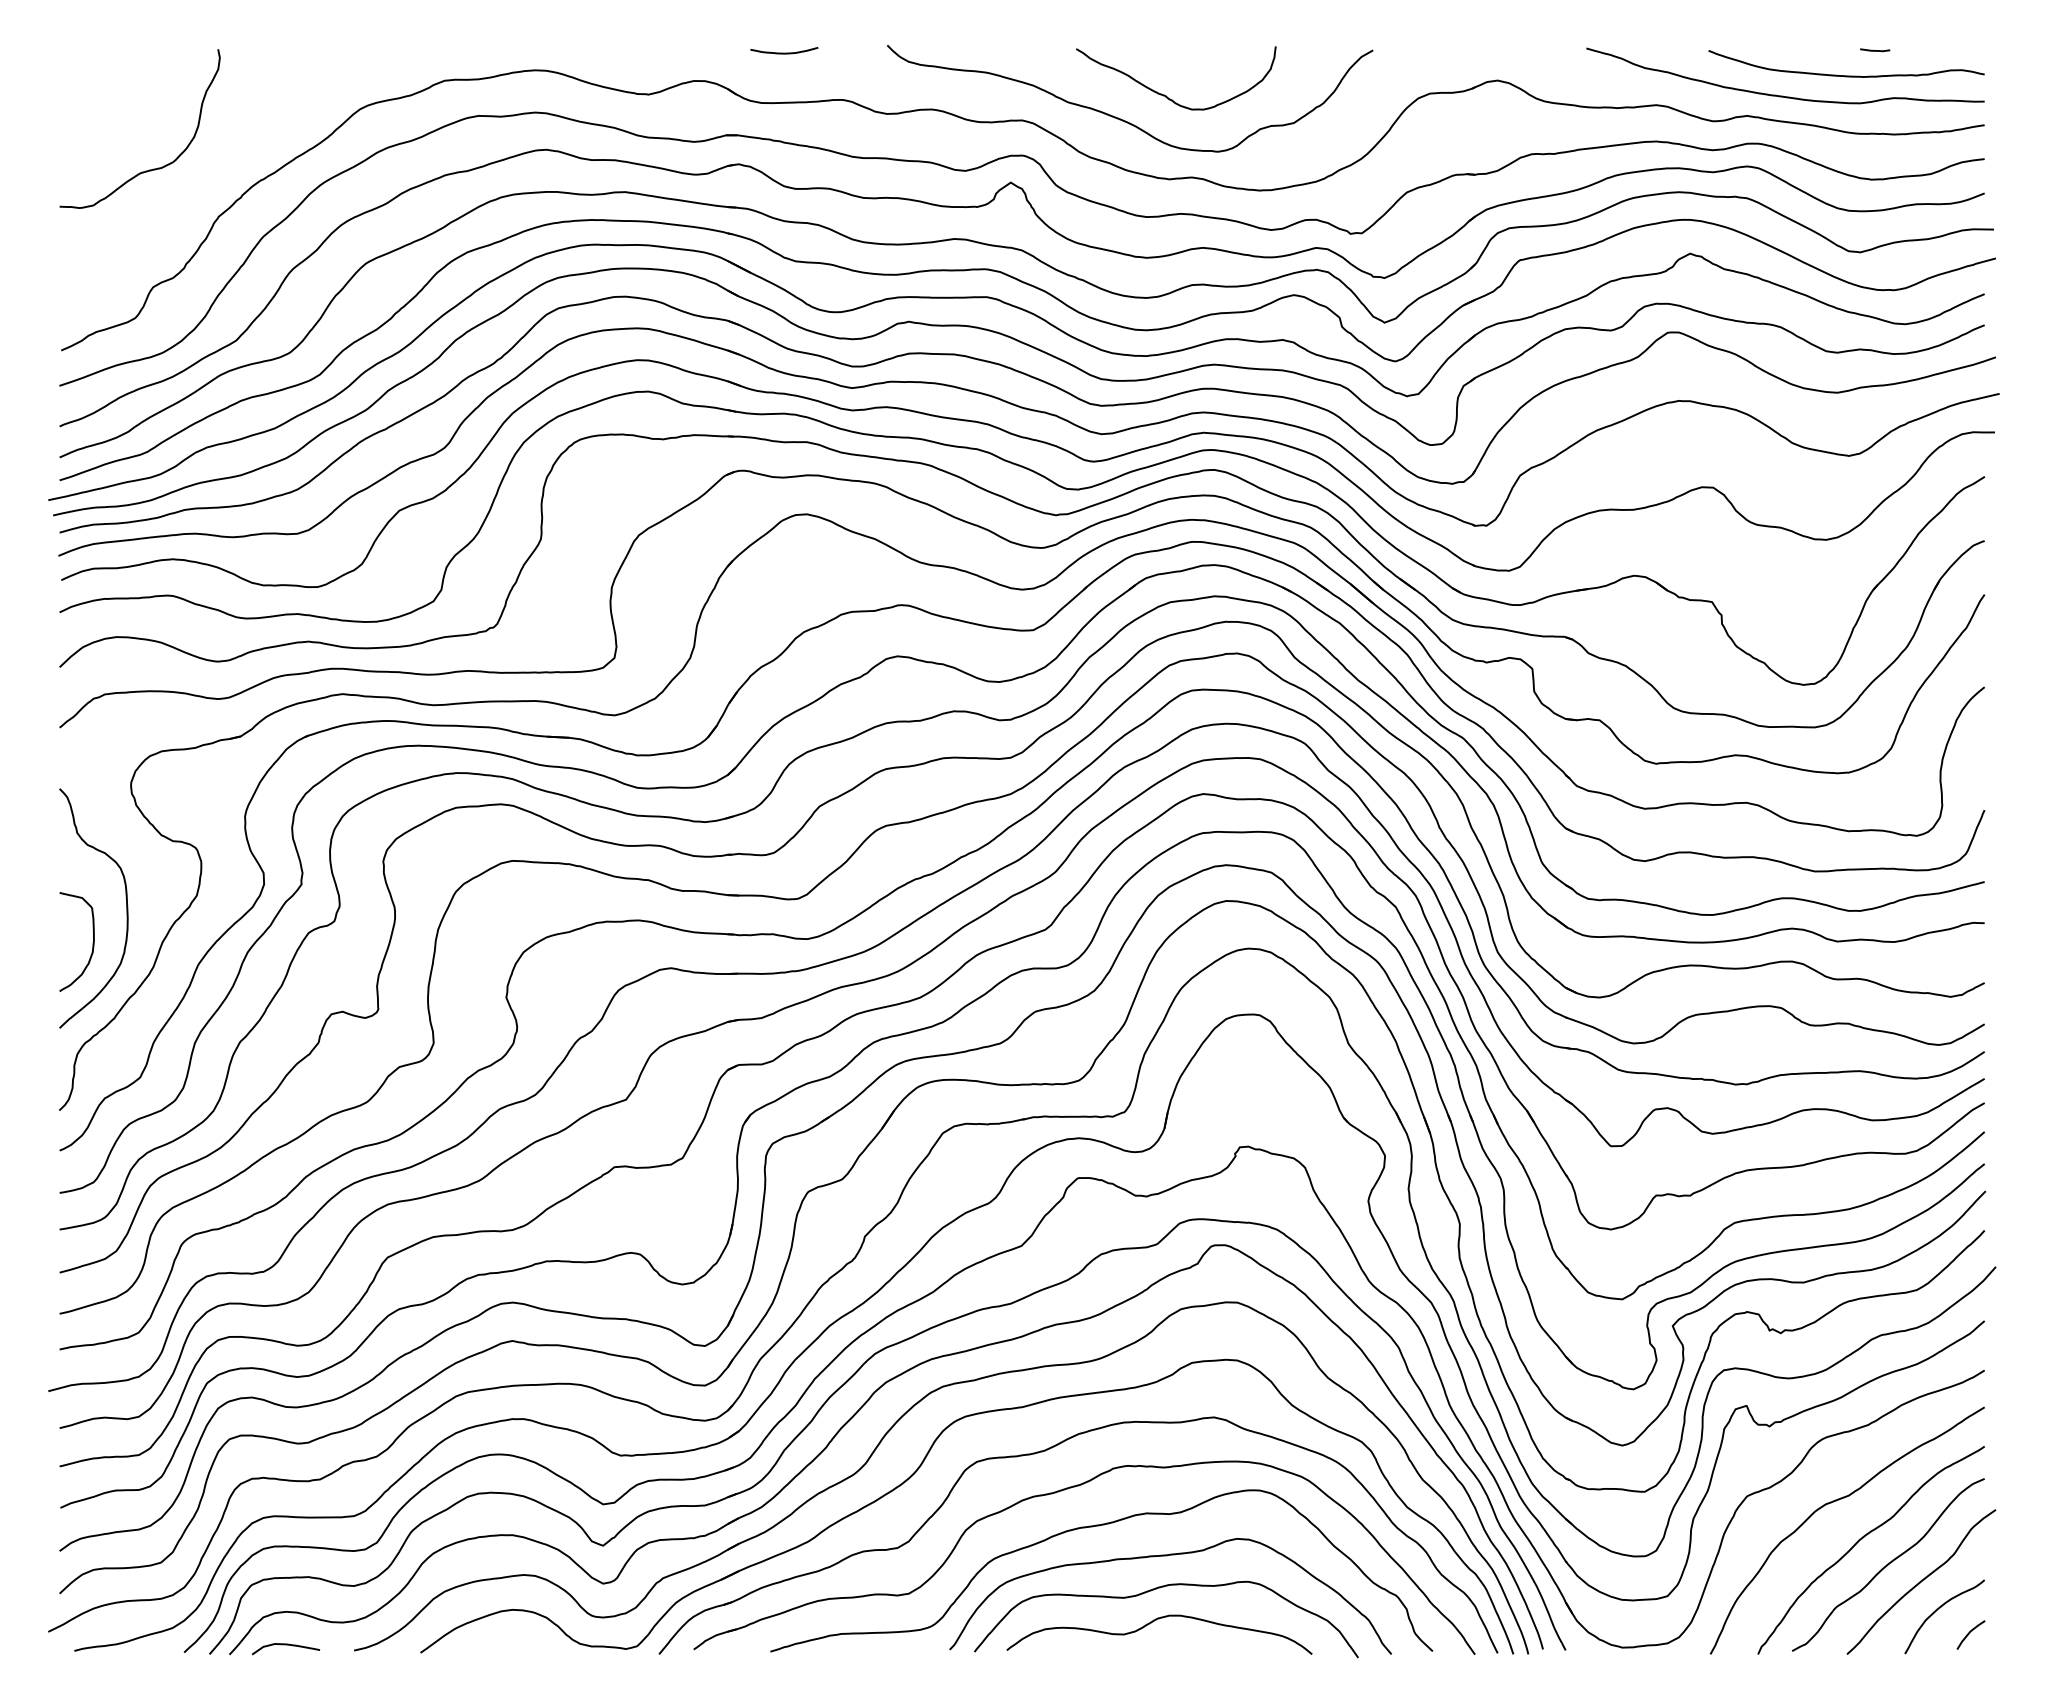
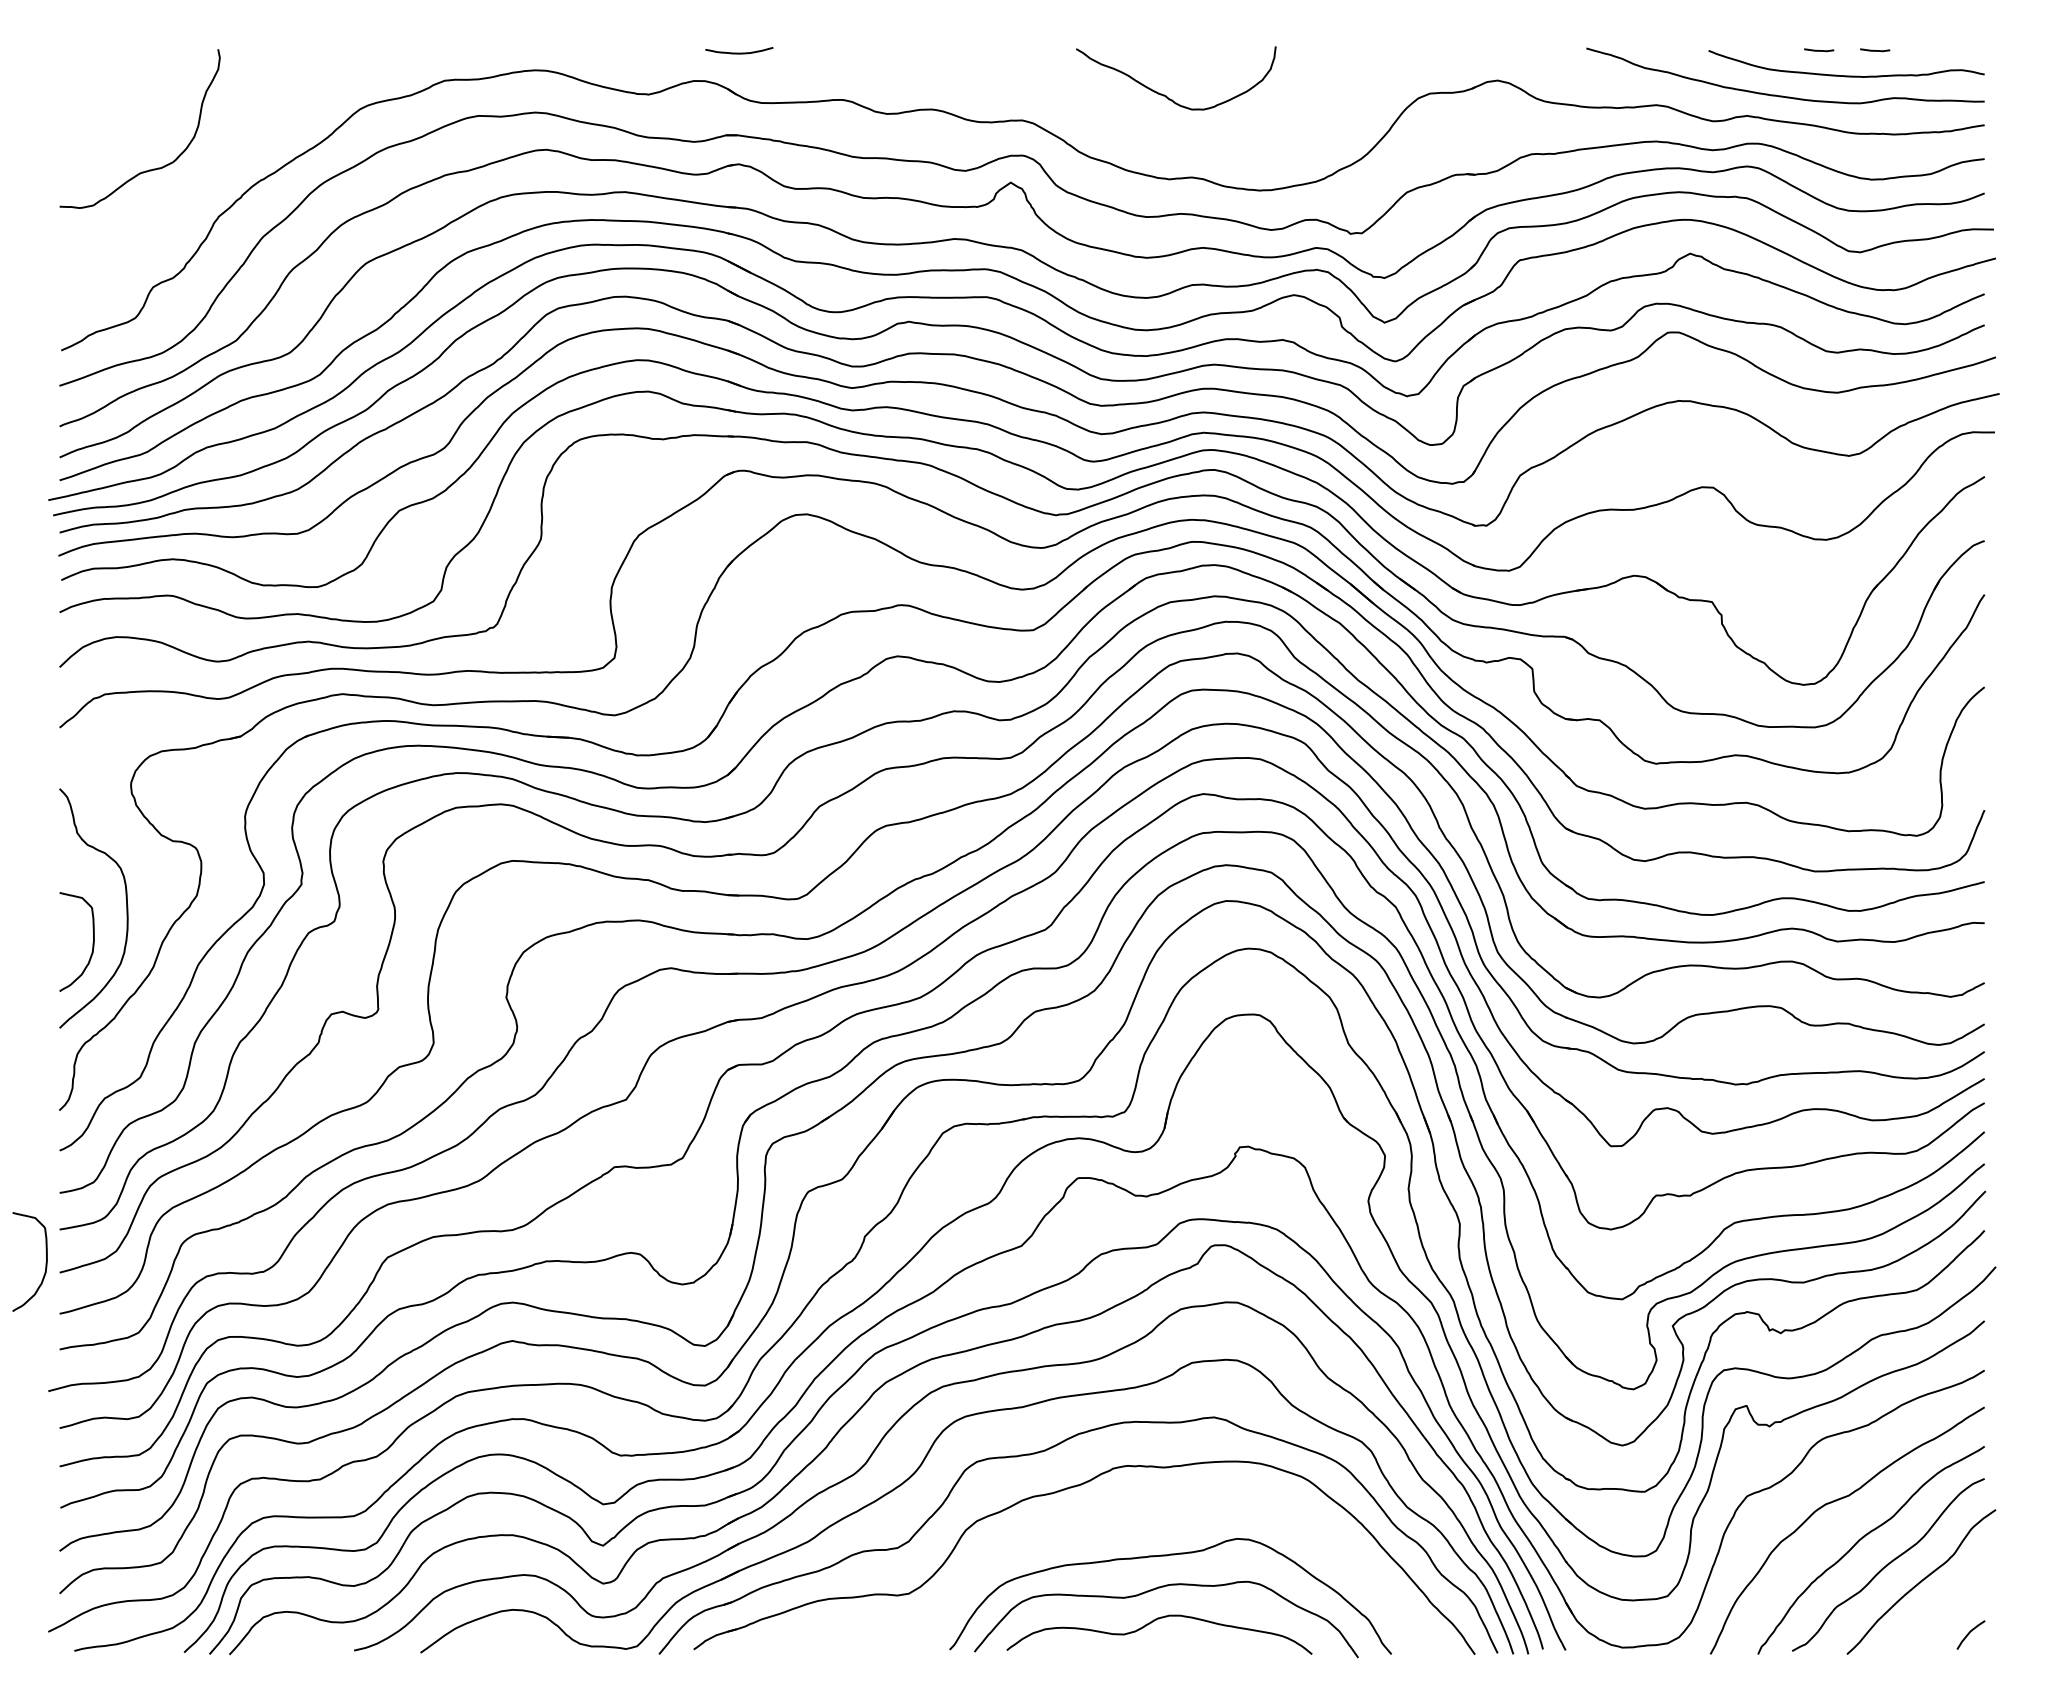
line: none -> present (1819, 50)
curve position: (784, 52) -> (739, 52) (739, 52)
curve: present -> none (1123, 119)
curve: none -> present (45, 1262)
curve: present -> none (1092, 1527)
curve: present -> none (1940, 1608)
curve: present -> none (286, 1645)
